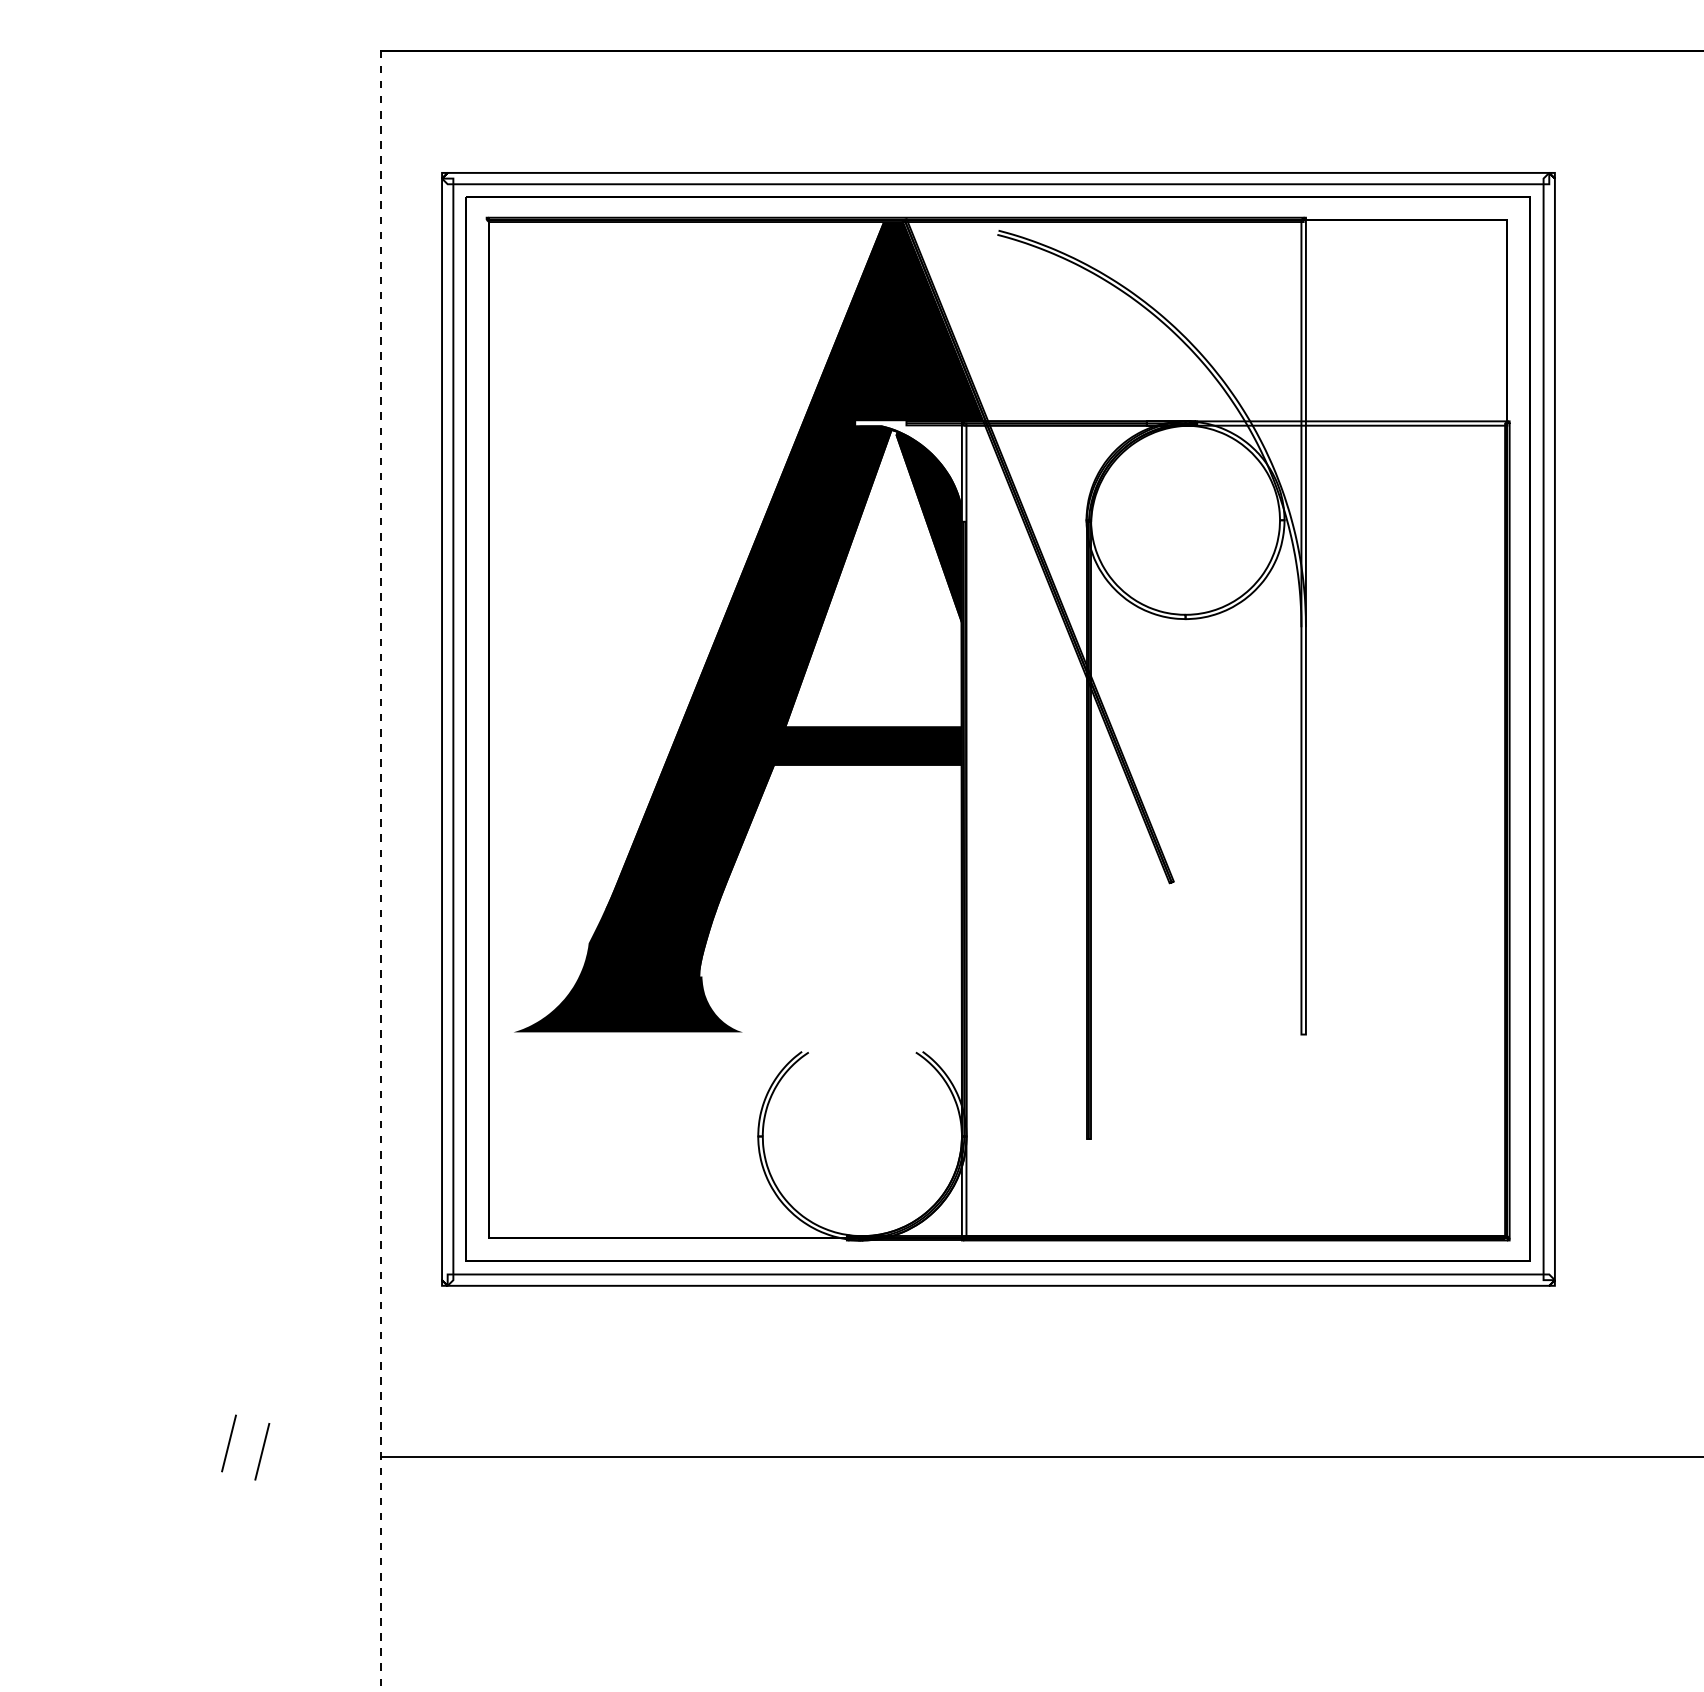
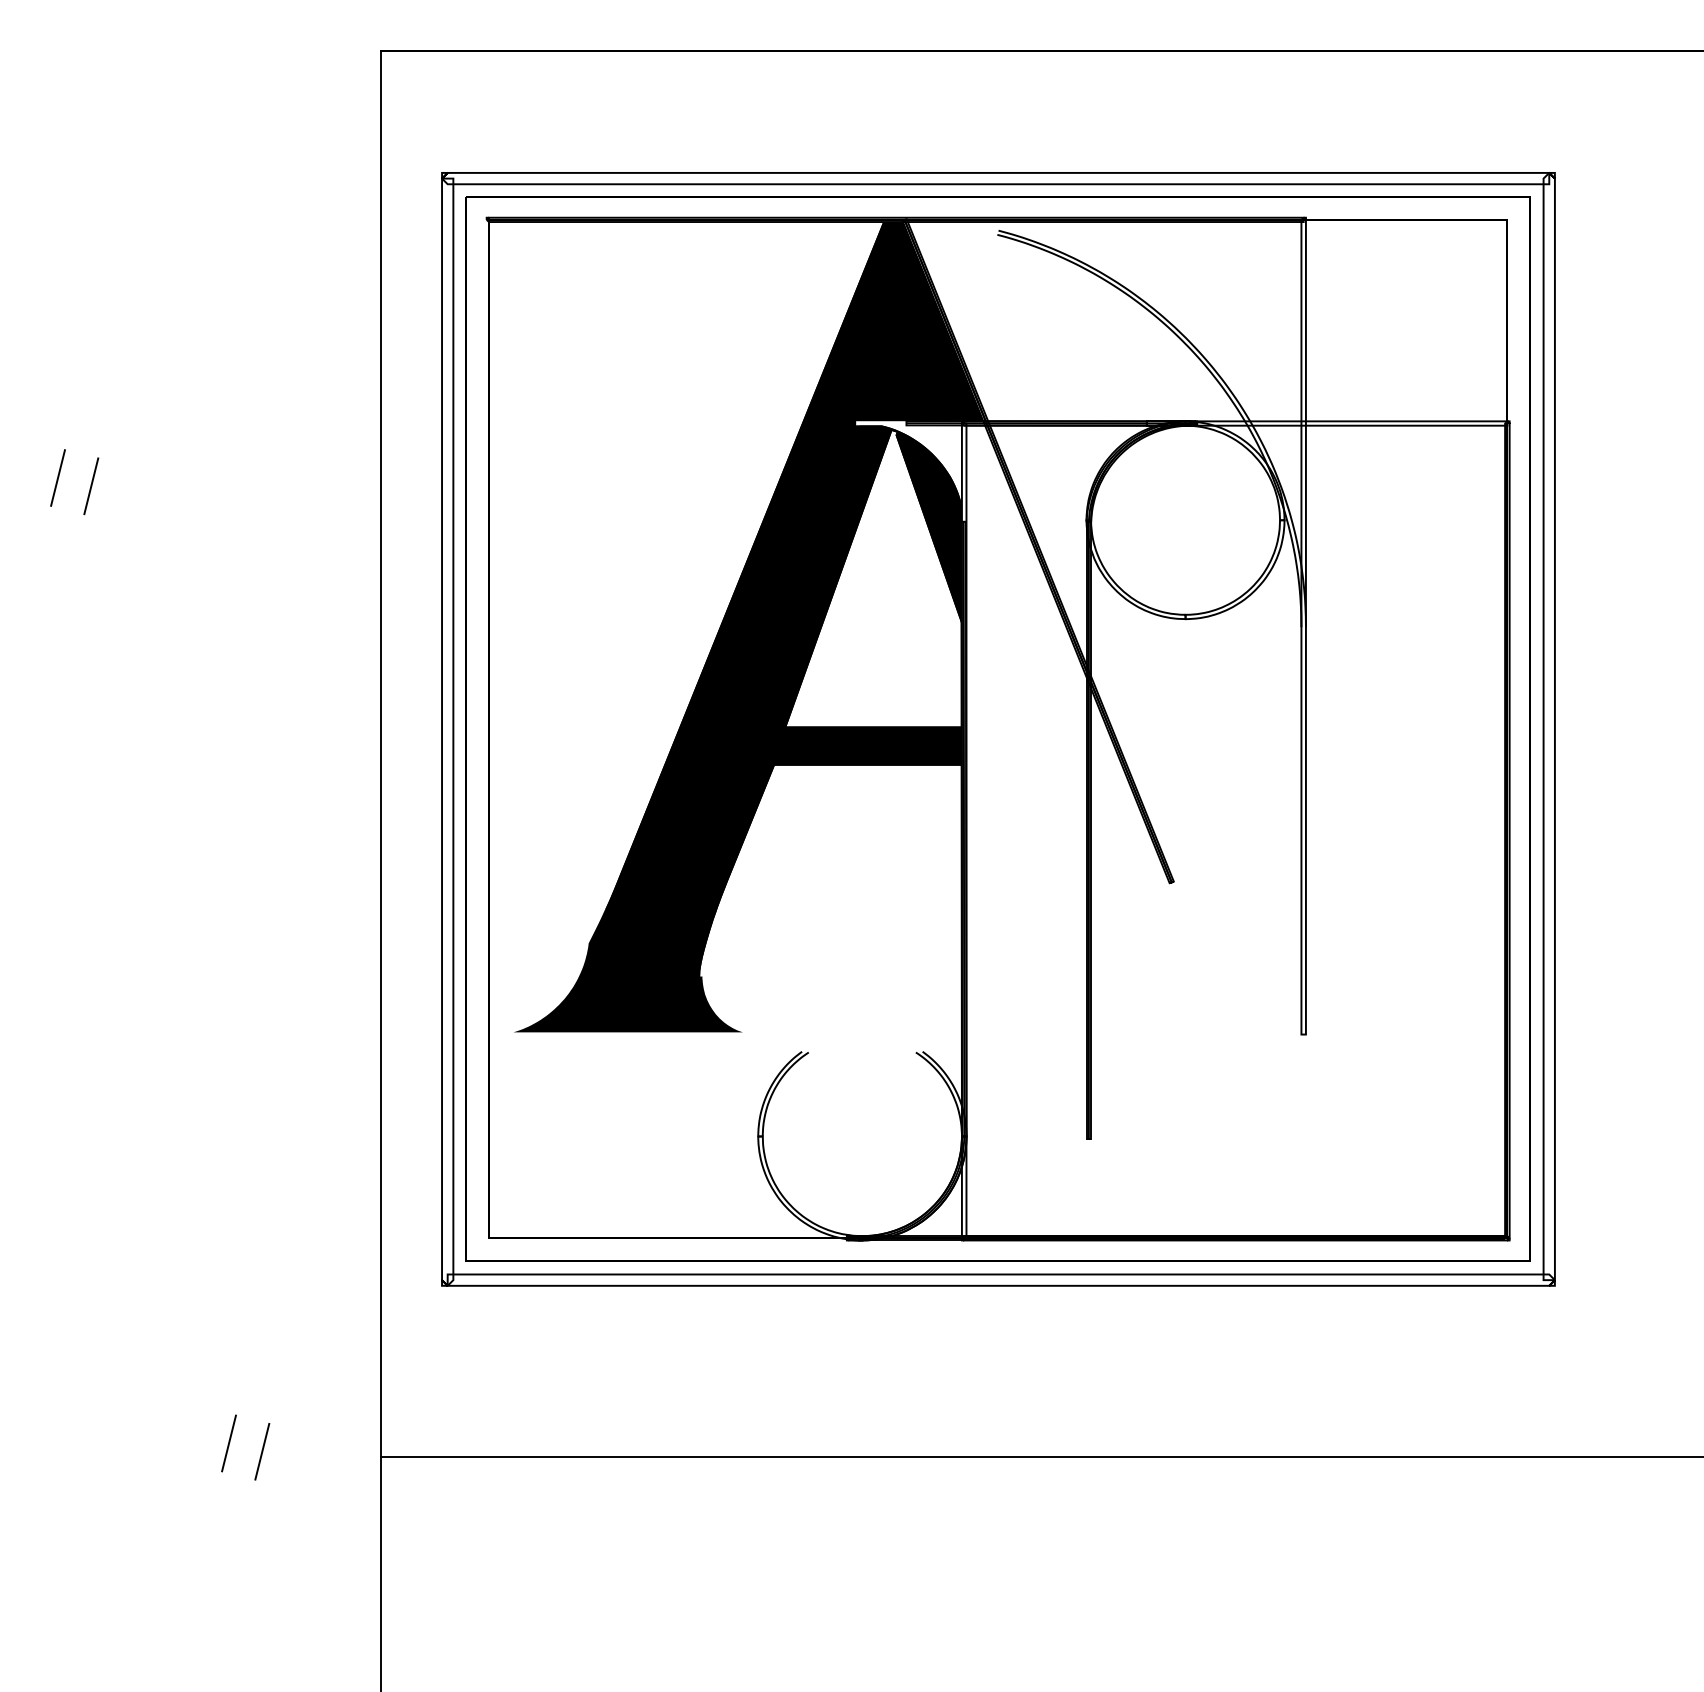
part: none -> present (59, 477)
line: dashed -> solid (381, 871)
